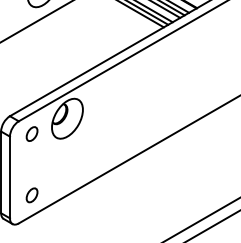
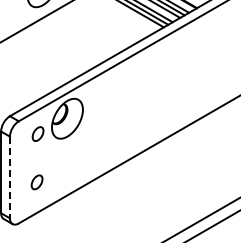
part position: (31, 133) -> (37, 133) (37, 133)
line: solid -> dashed (9, 177)
part position: (31, 195) -> (36, 182) (36, 182)
